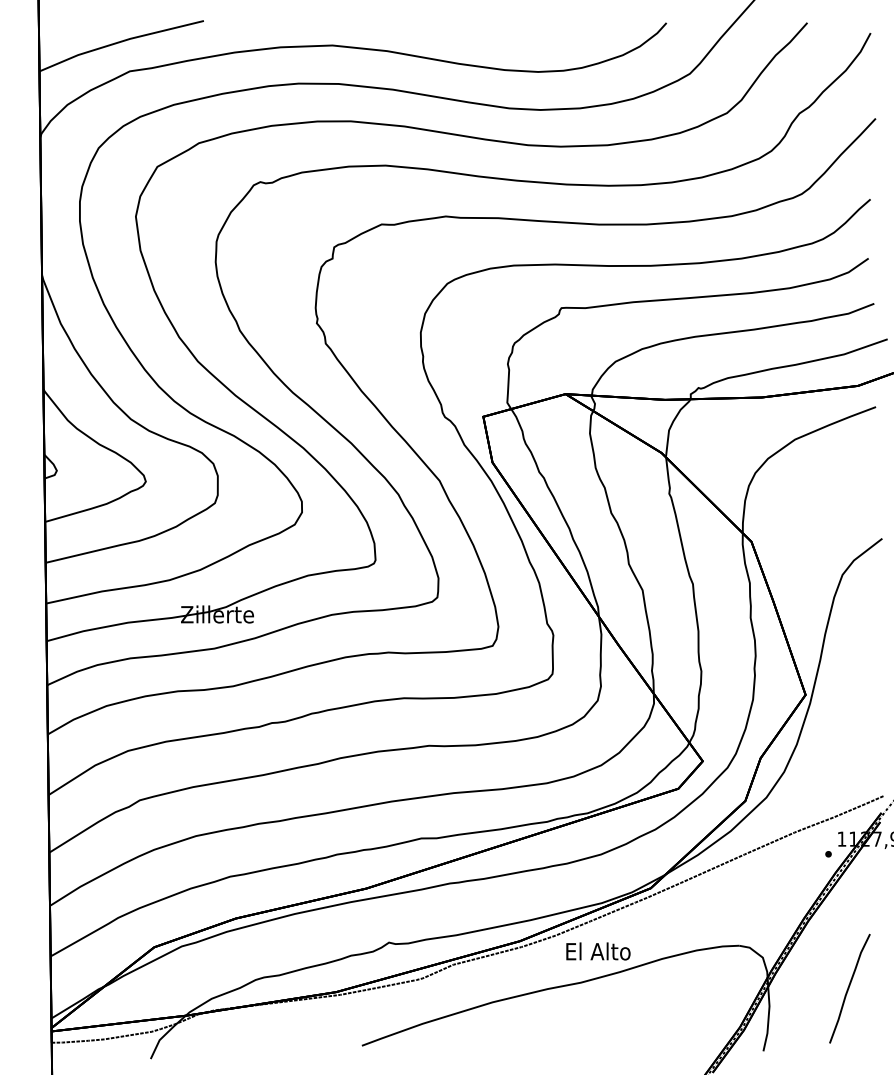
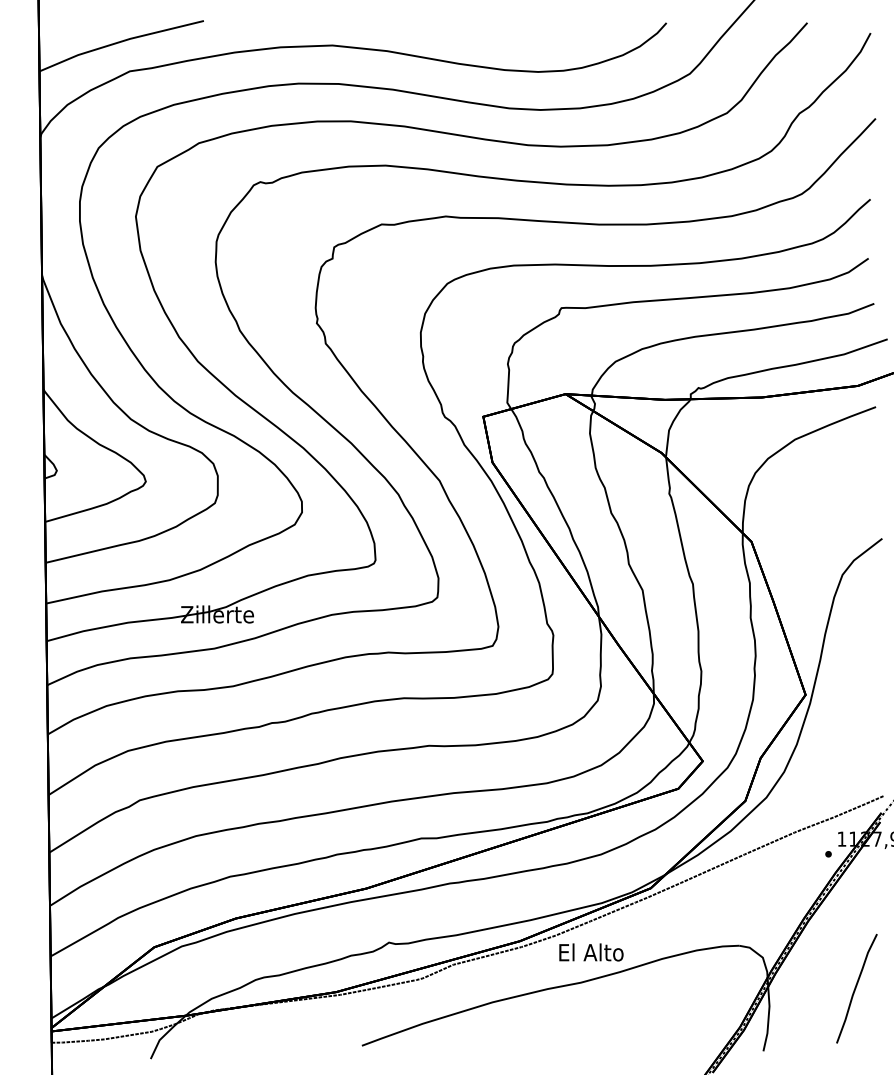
text position: (598, 951) -> (591, 952) (591, 952)
curve position: (849, 988) -> (856, 988) (856, 988)
